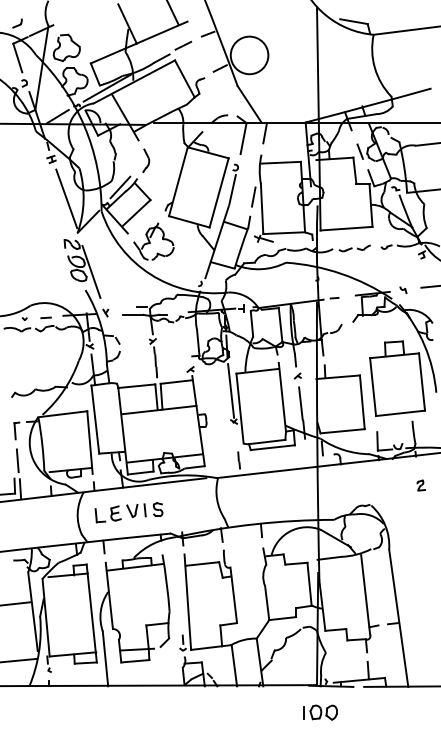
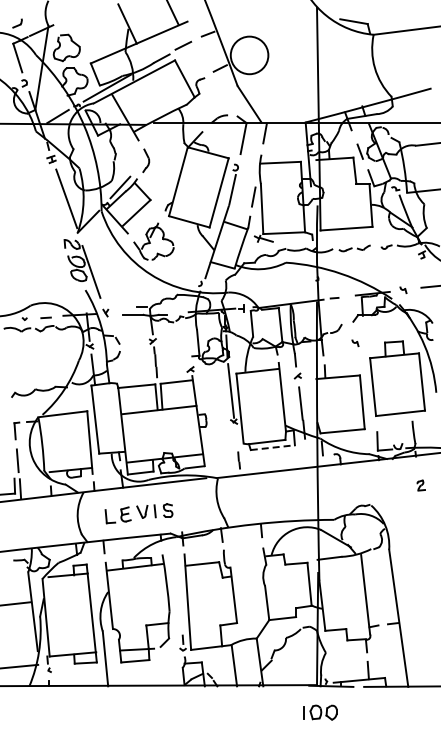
part: none -> present (355, 343)
line: solid -> dashed (273, 447)
part position: (128, 512) -> (138, 513) (138, 513)
line position: (19, 660) -> (20, 666) (20, 666)
